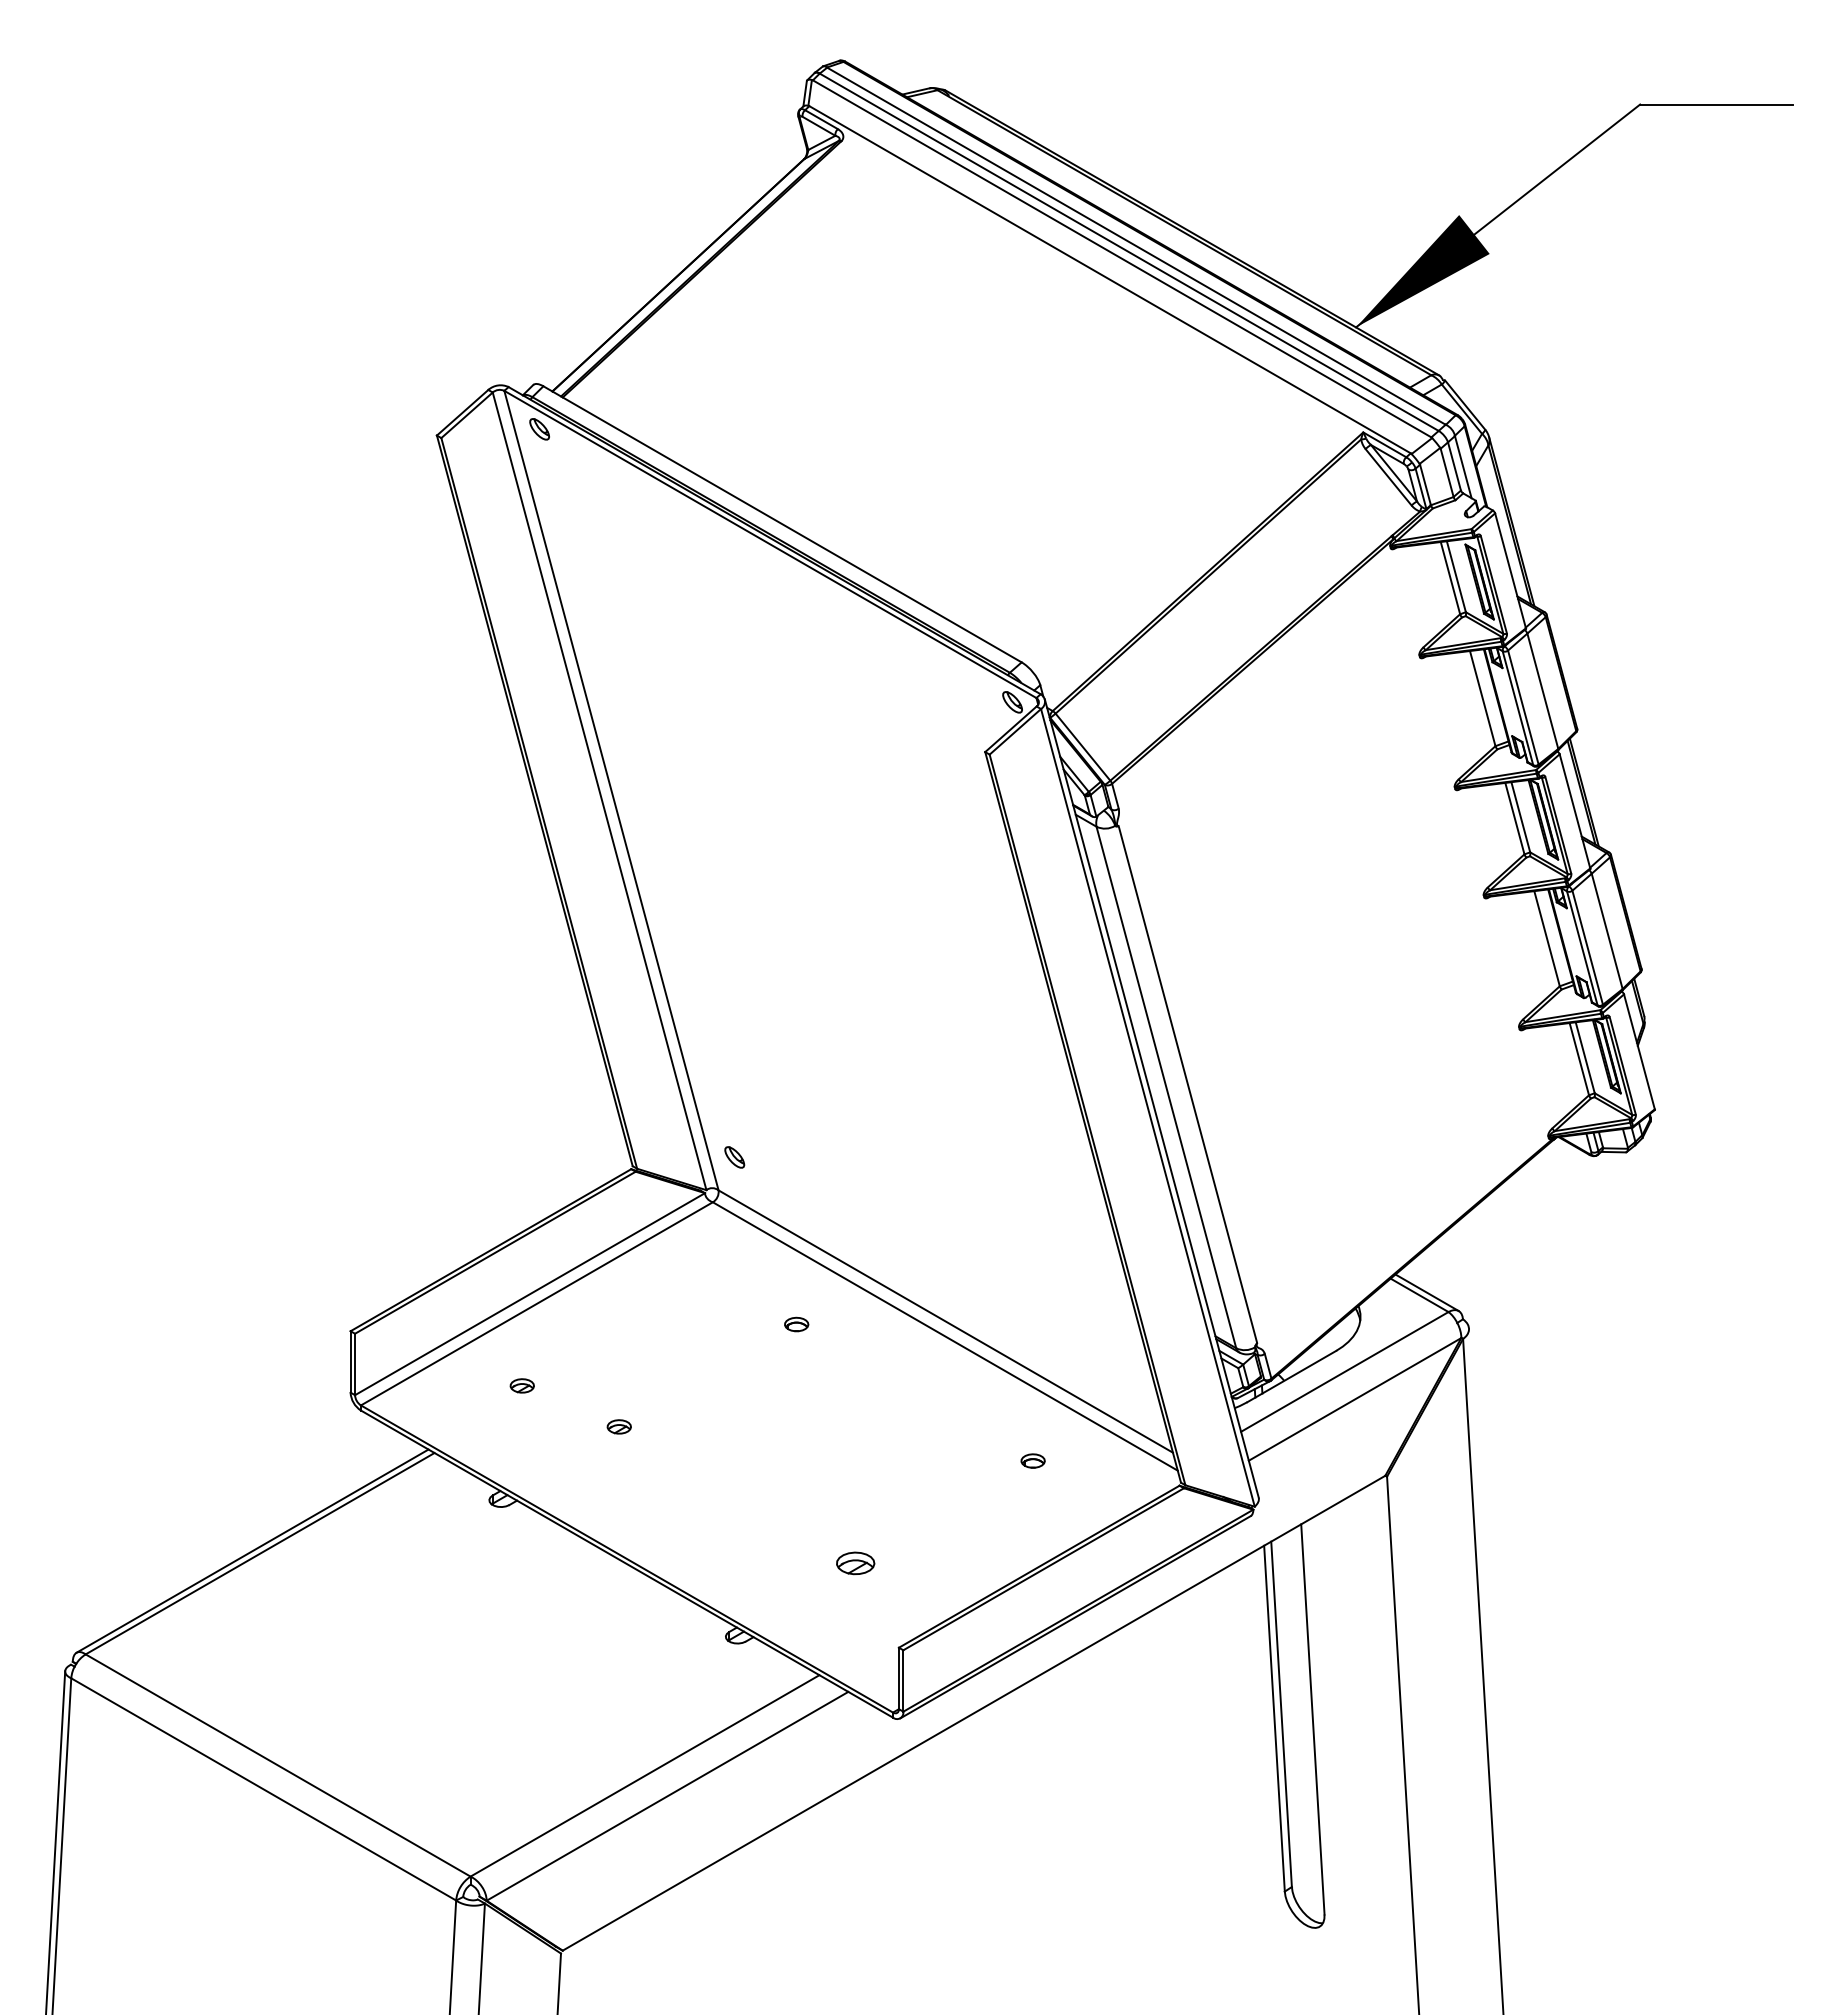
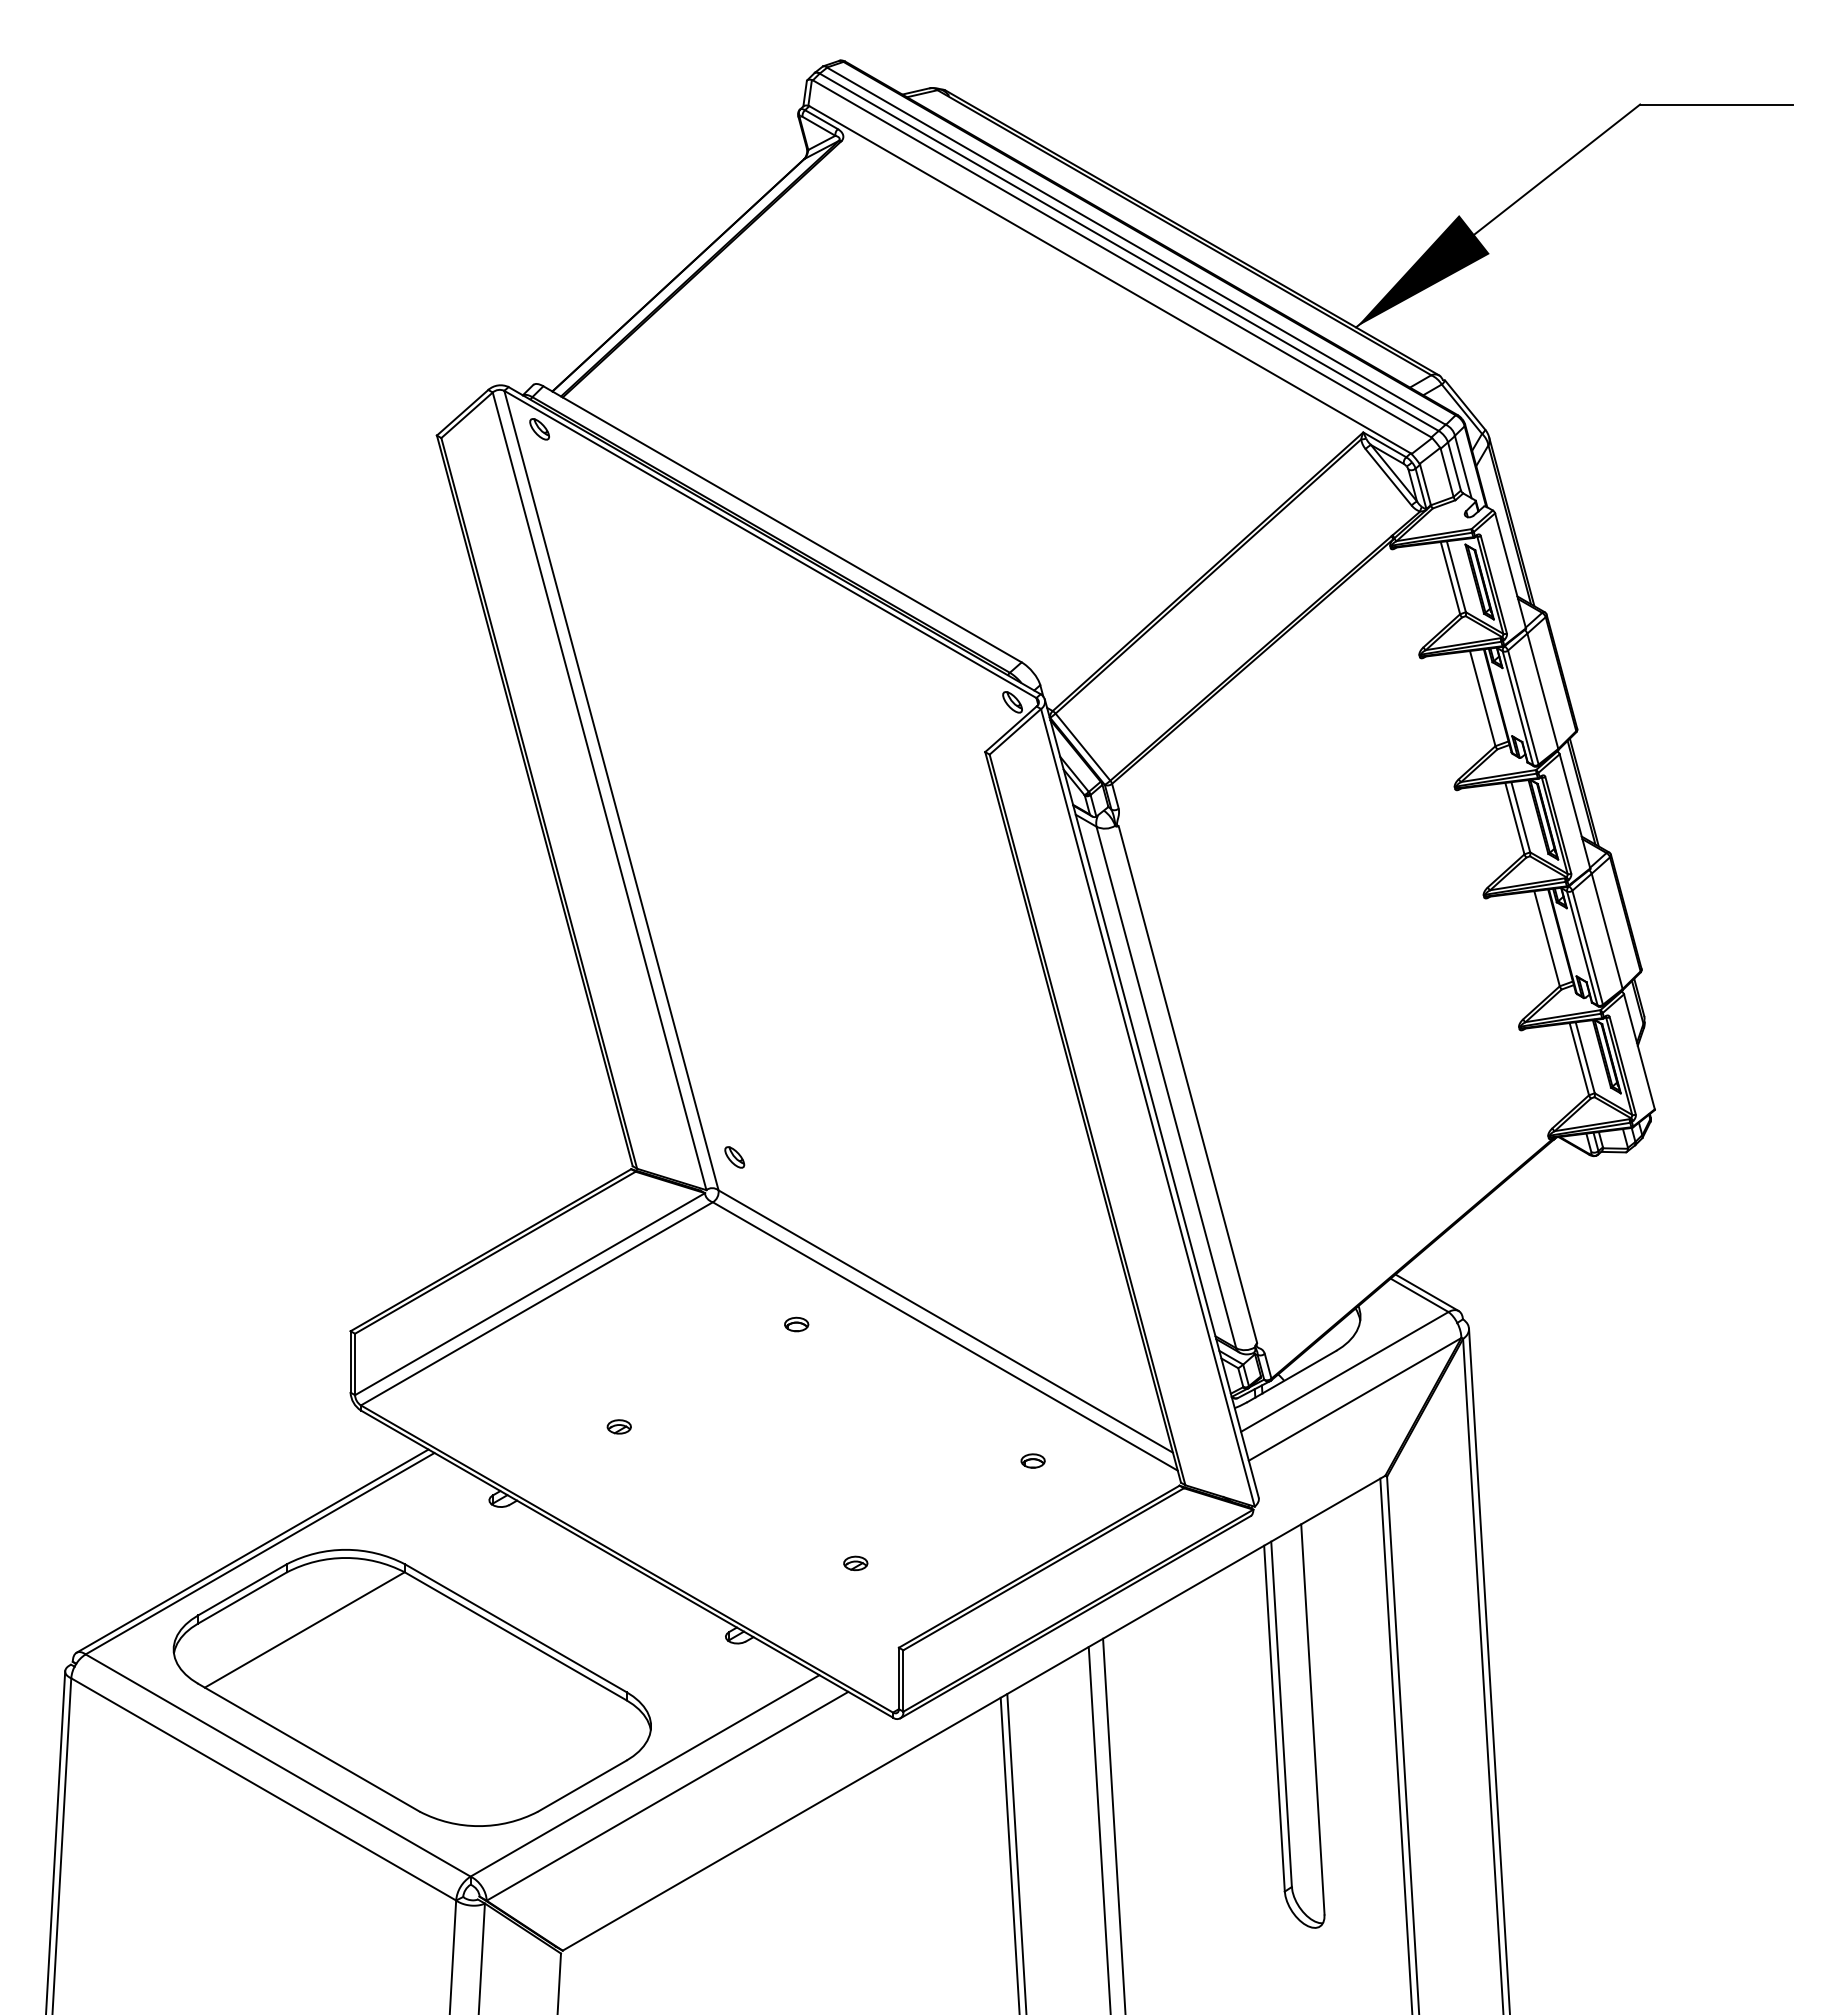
part: present -> none (521, 1385)
part size: 40x25 px -> 26x17 px (855, 1563)
line: none -> present (1489, 1669)
part: none -> present (411, 1687)
line: none -> present (1396, 1744)
line: none -> present (1114, 1824)
line: none -> present (1099, 1828)
line: none -> present (1016, 1852)
line: none -> present (1009, 1854)
